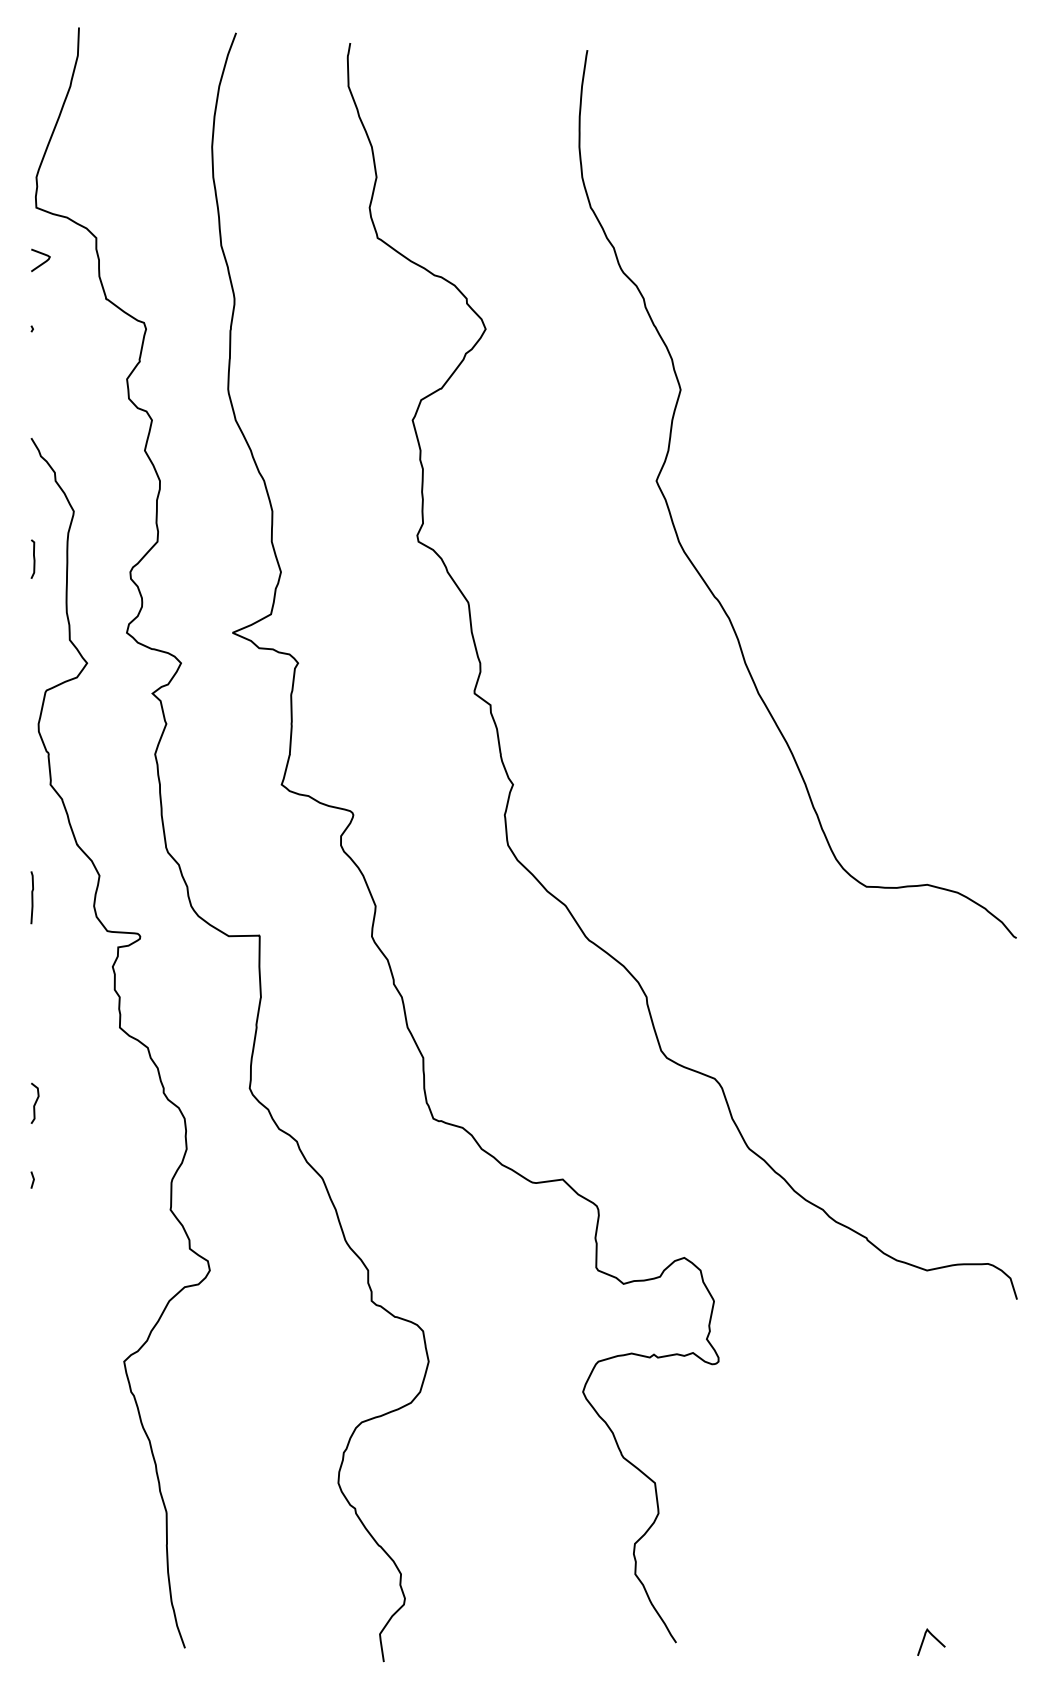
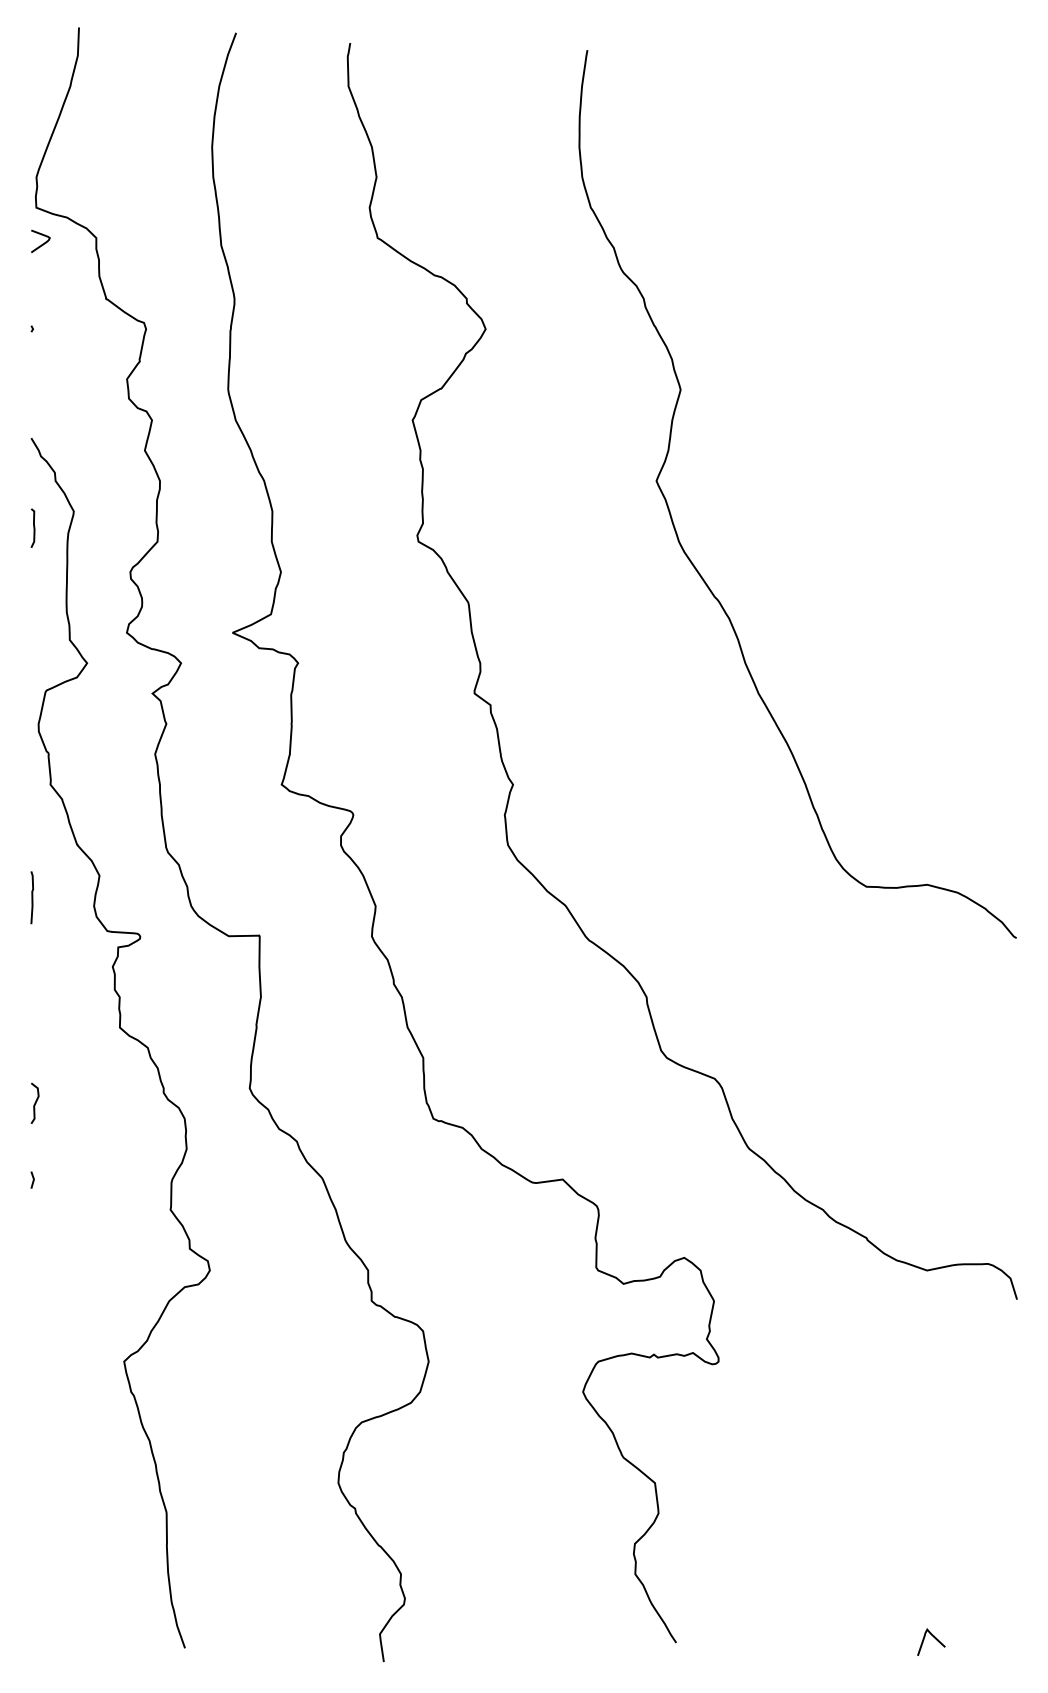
curve position: (42, 262) -> (42, 243) (42, 243)
curve position: (33, 558) -> (33, 527) (33, 527)
